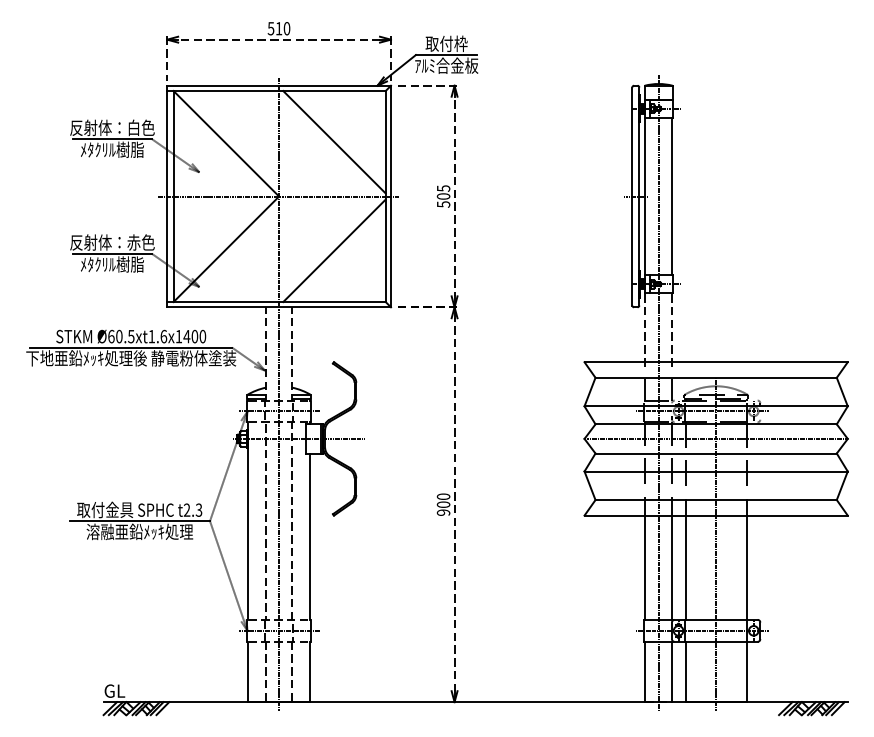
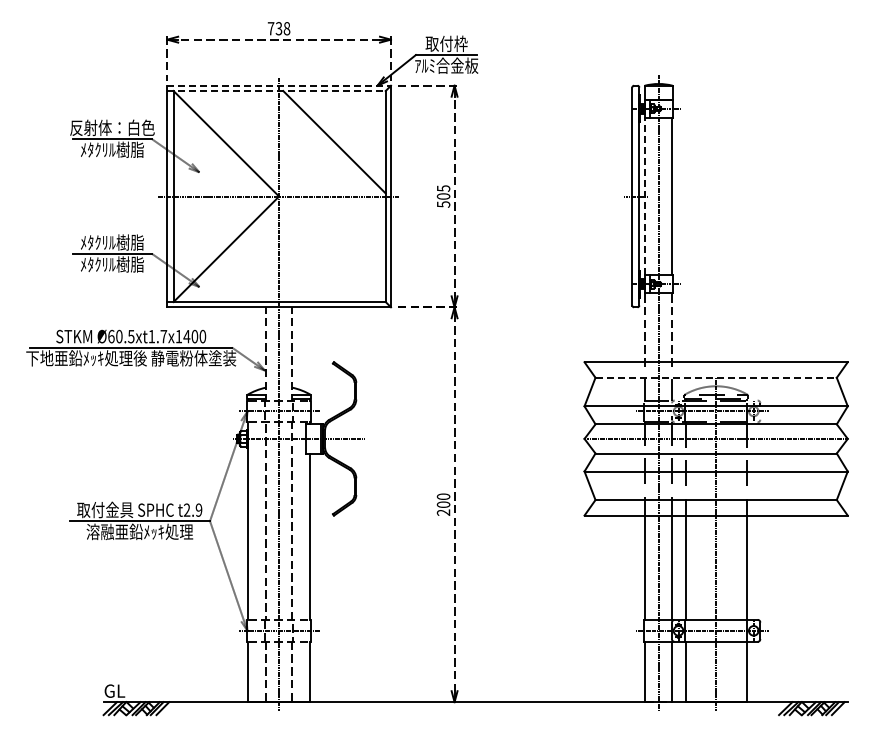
text: 510 -> 738 (278, 28)
line: solid -> dashed (279, 85)
line: solid -> dashed (276, 91)
line: solid -> dashed (645, 196)
text: 反射体：赤色 -> ﾒﾀｸﾘﾙ樹脂 (112, 242)
line: present -> none (334, 250)
text: Ø60.5xt1.6x1400 -> Ø60.5xt1.7x1400 (163, 336)
line: solid -> dashed (716, 377)
text: t2.3 -> t2.9 (198, 509)
text: 900 -> 200 (443, 512)
